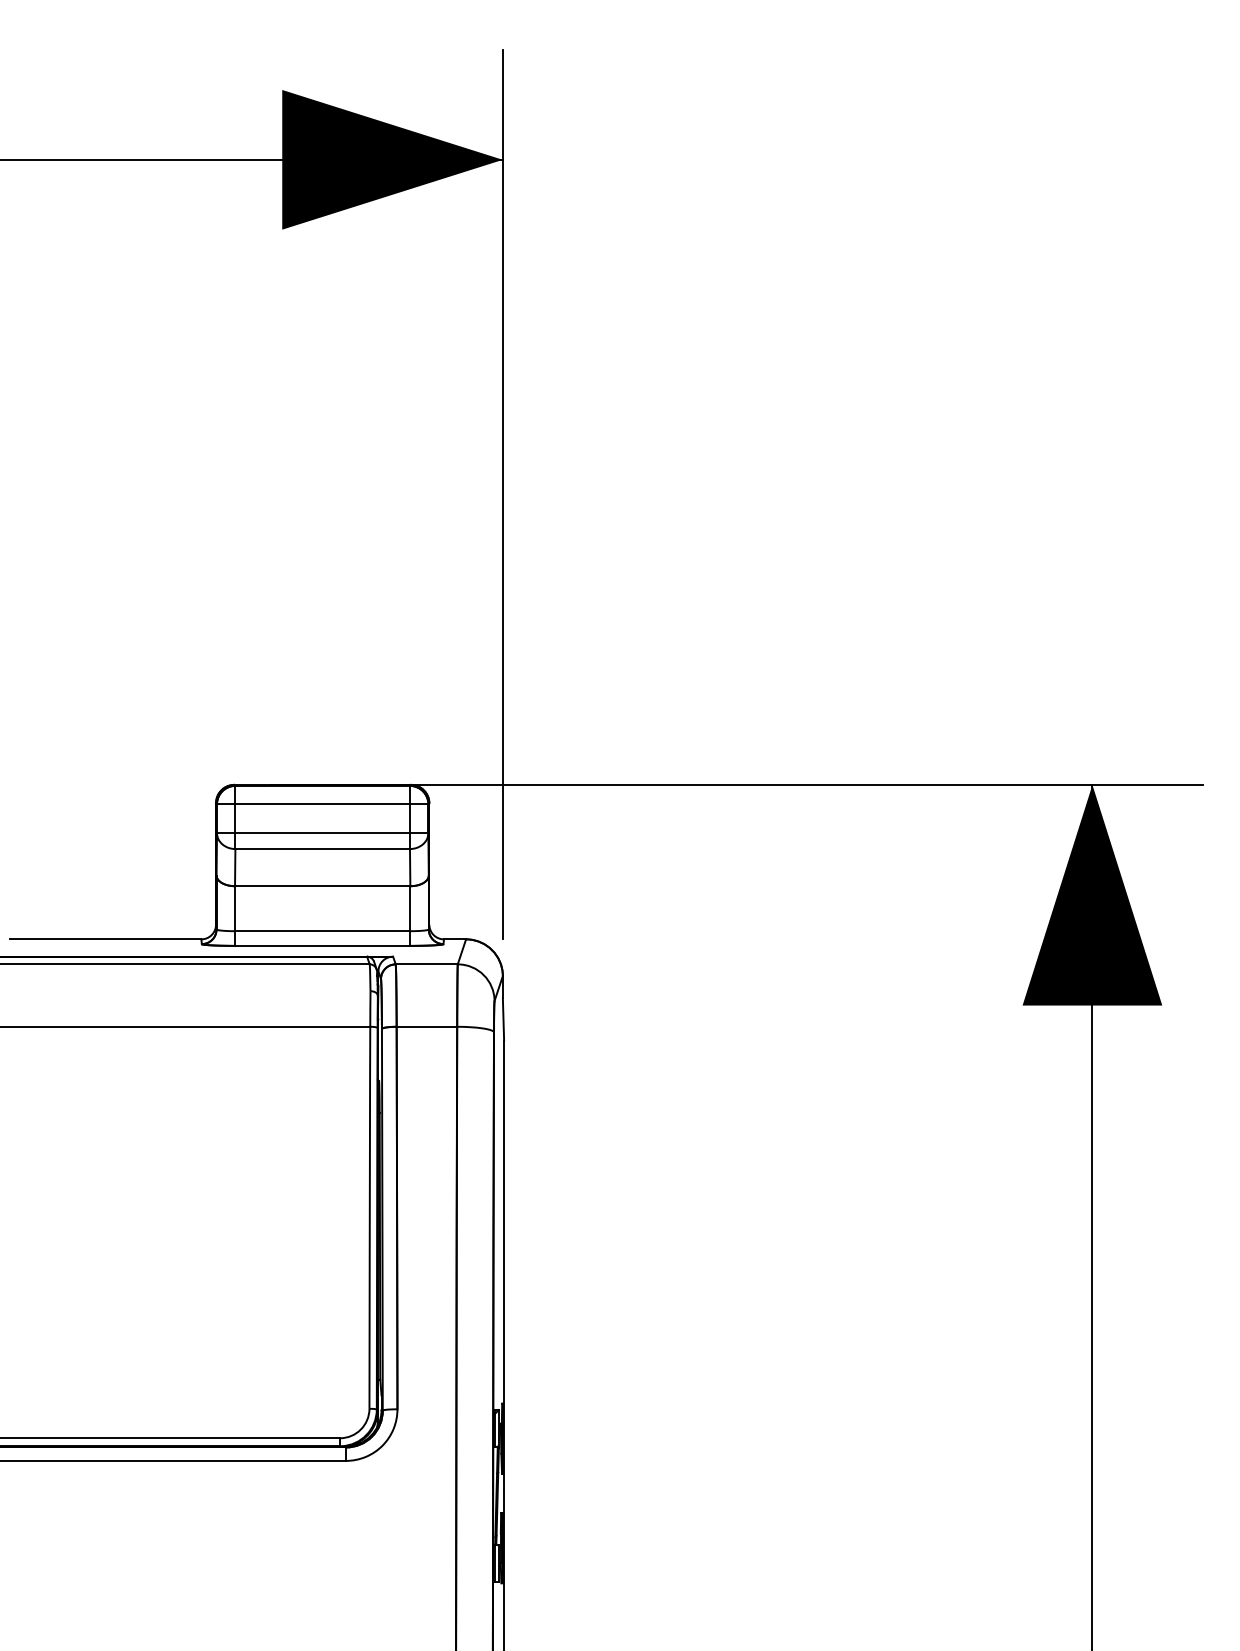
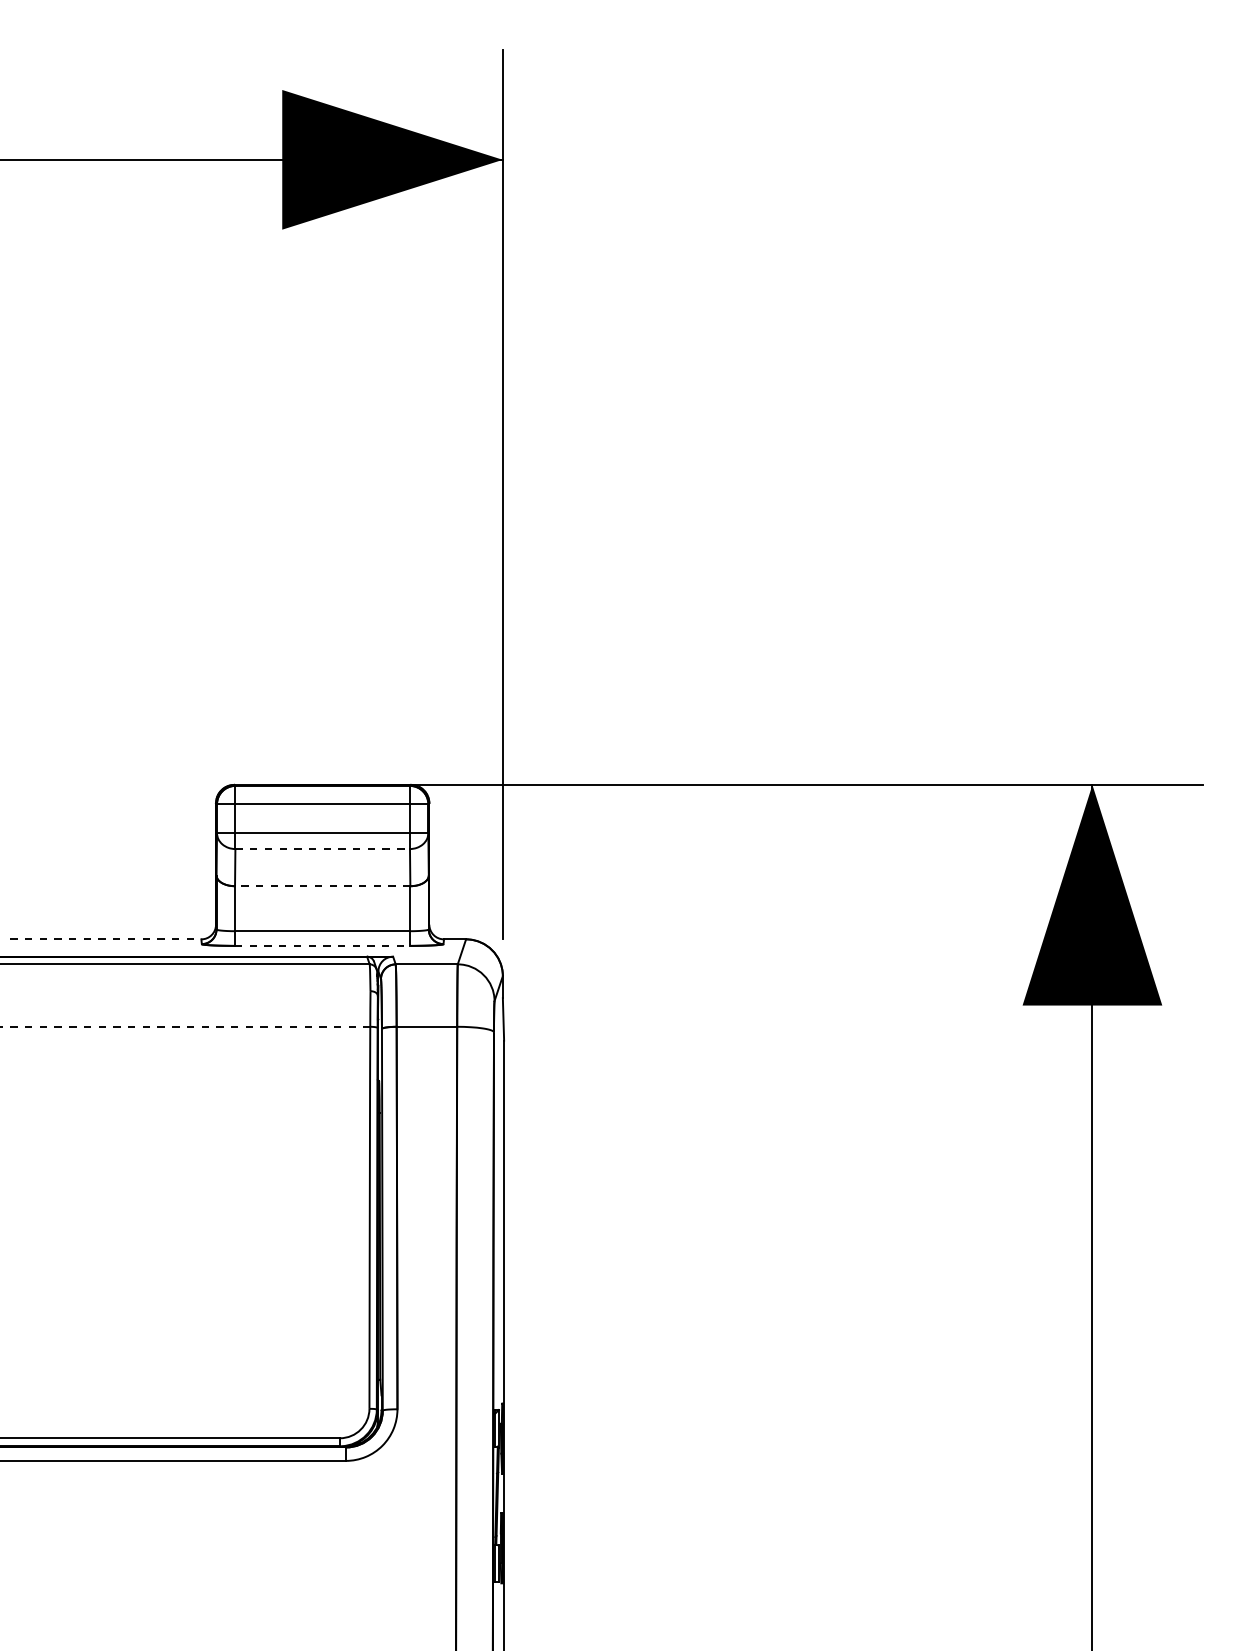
line: solid -> dashed (323, 849)
line: solid -> dashed (322, 886)
line: solid -> dashed (105, 939)
line: solid -> dashed (322, 945)
line: solid -> dashed (185, 1026)
